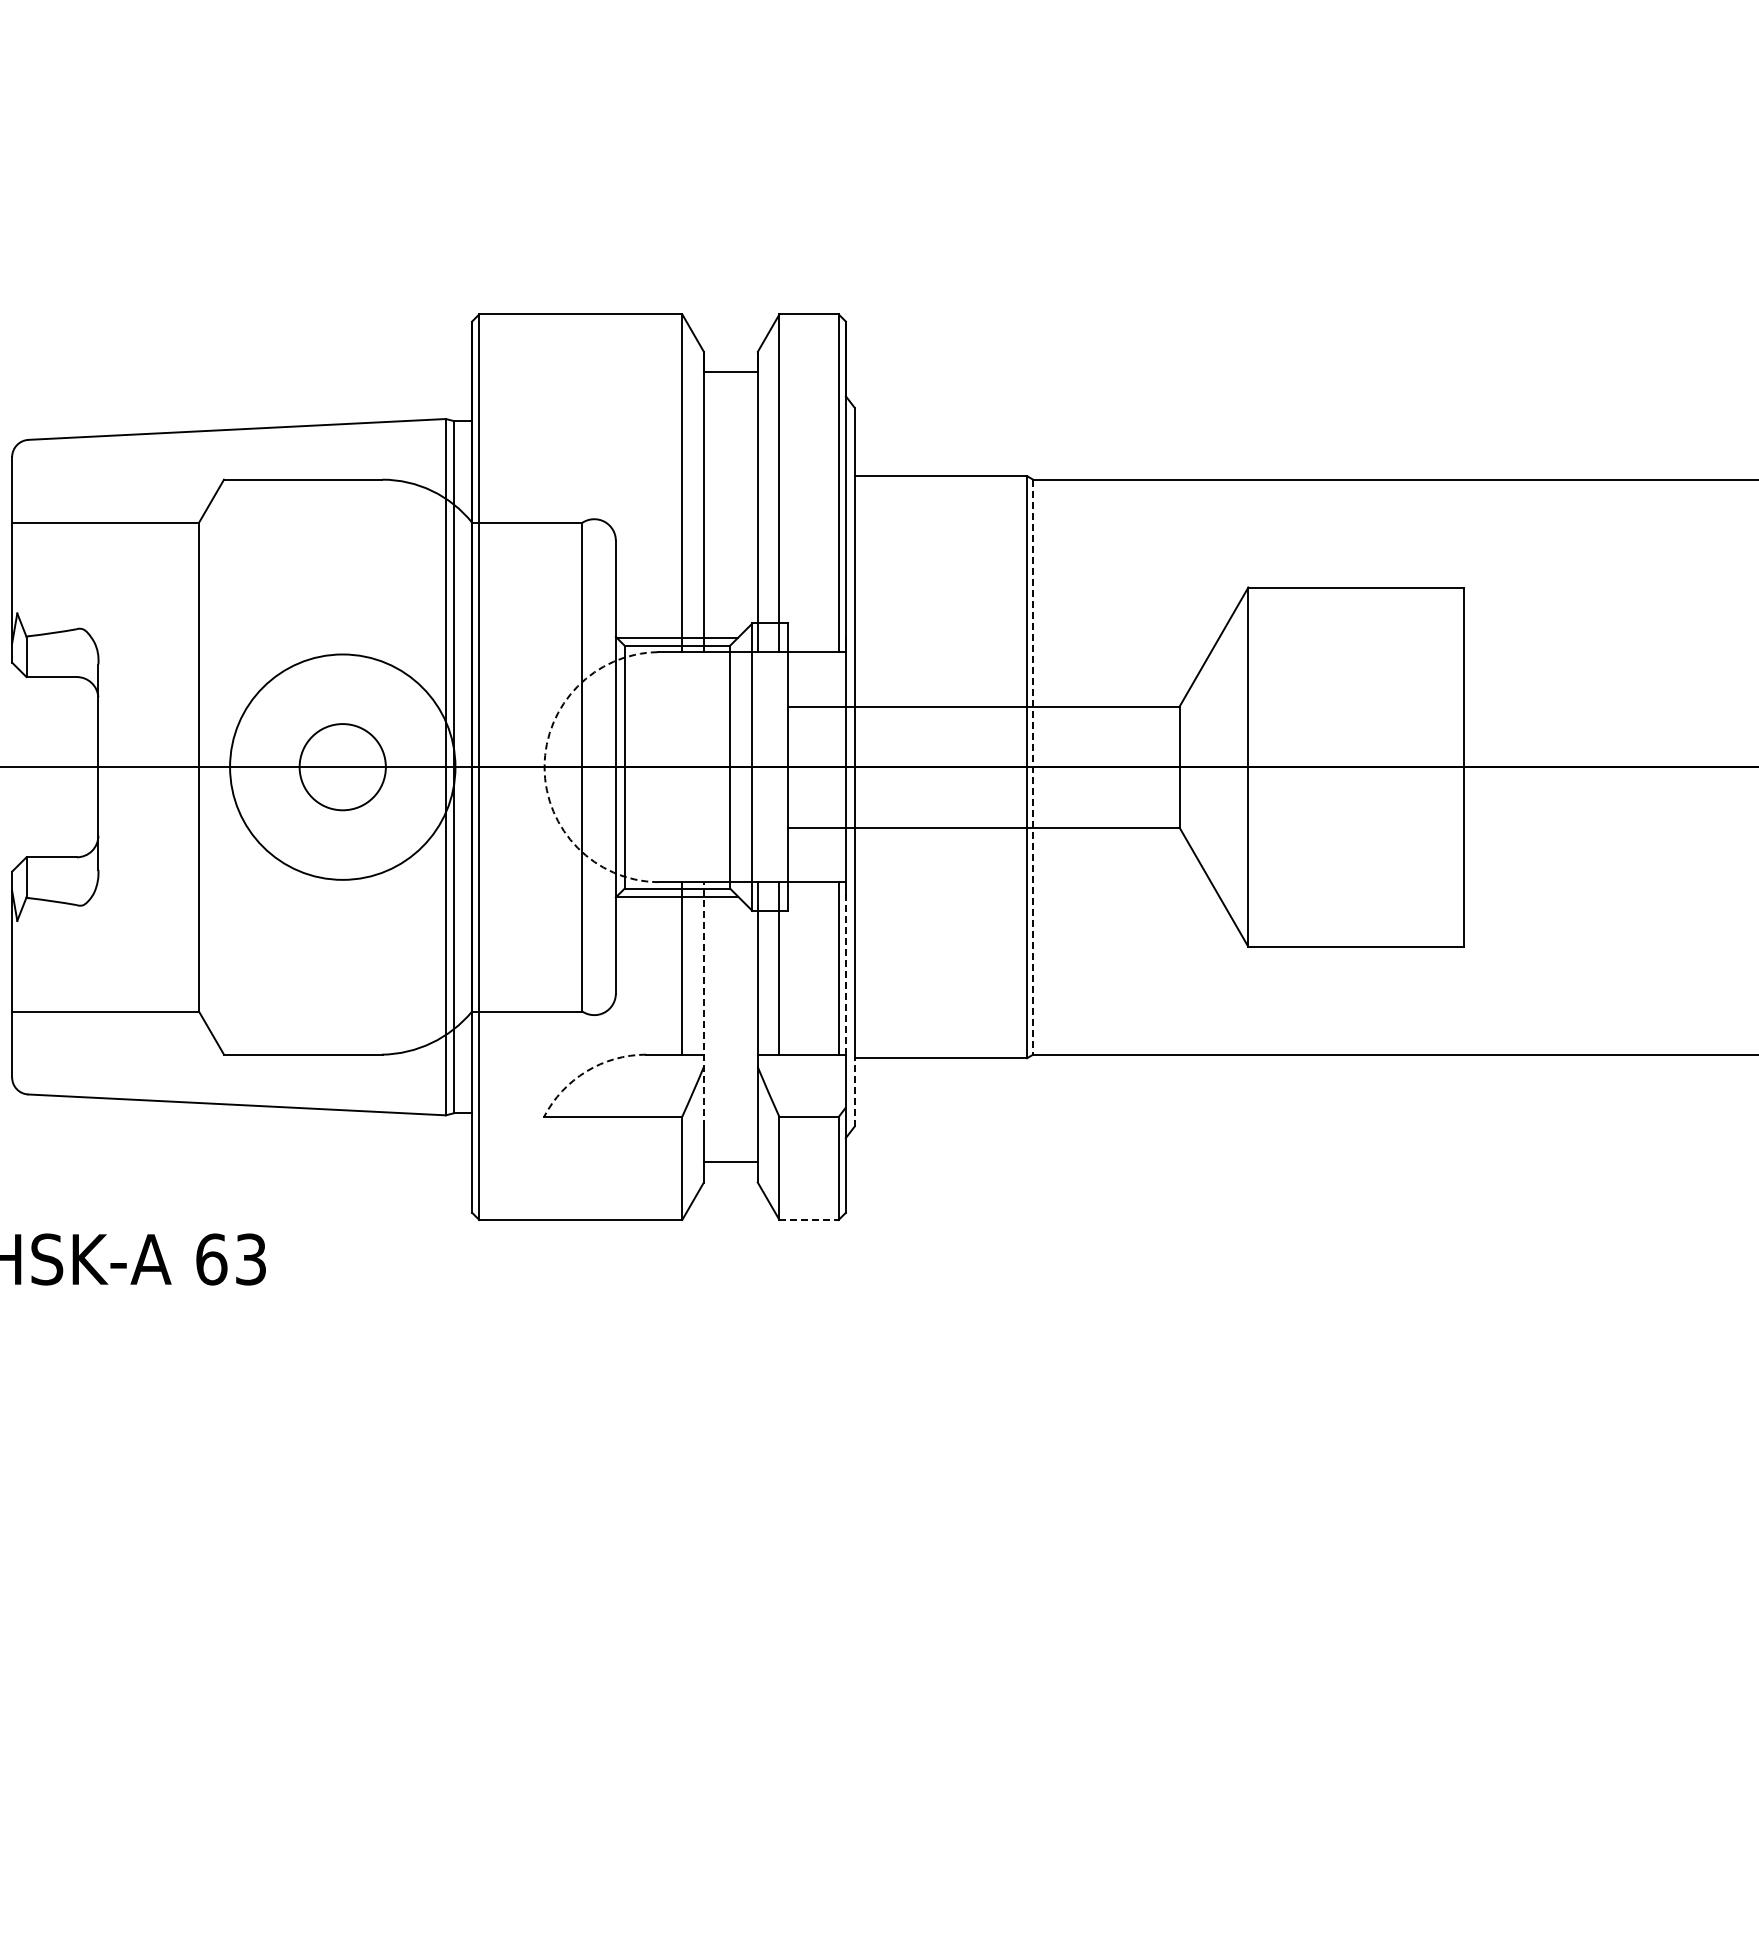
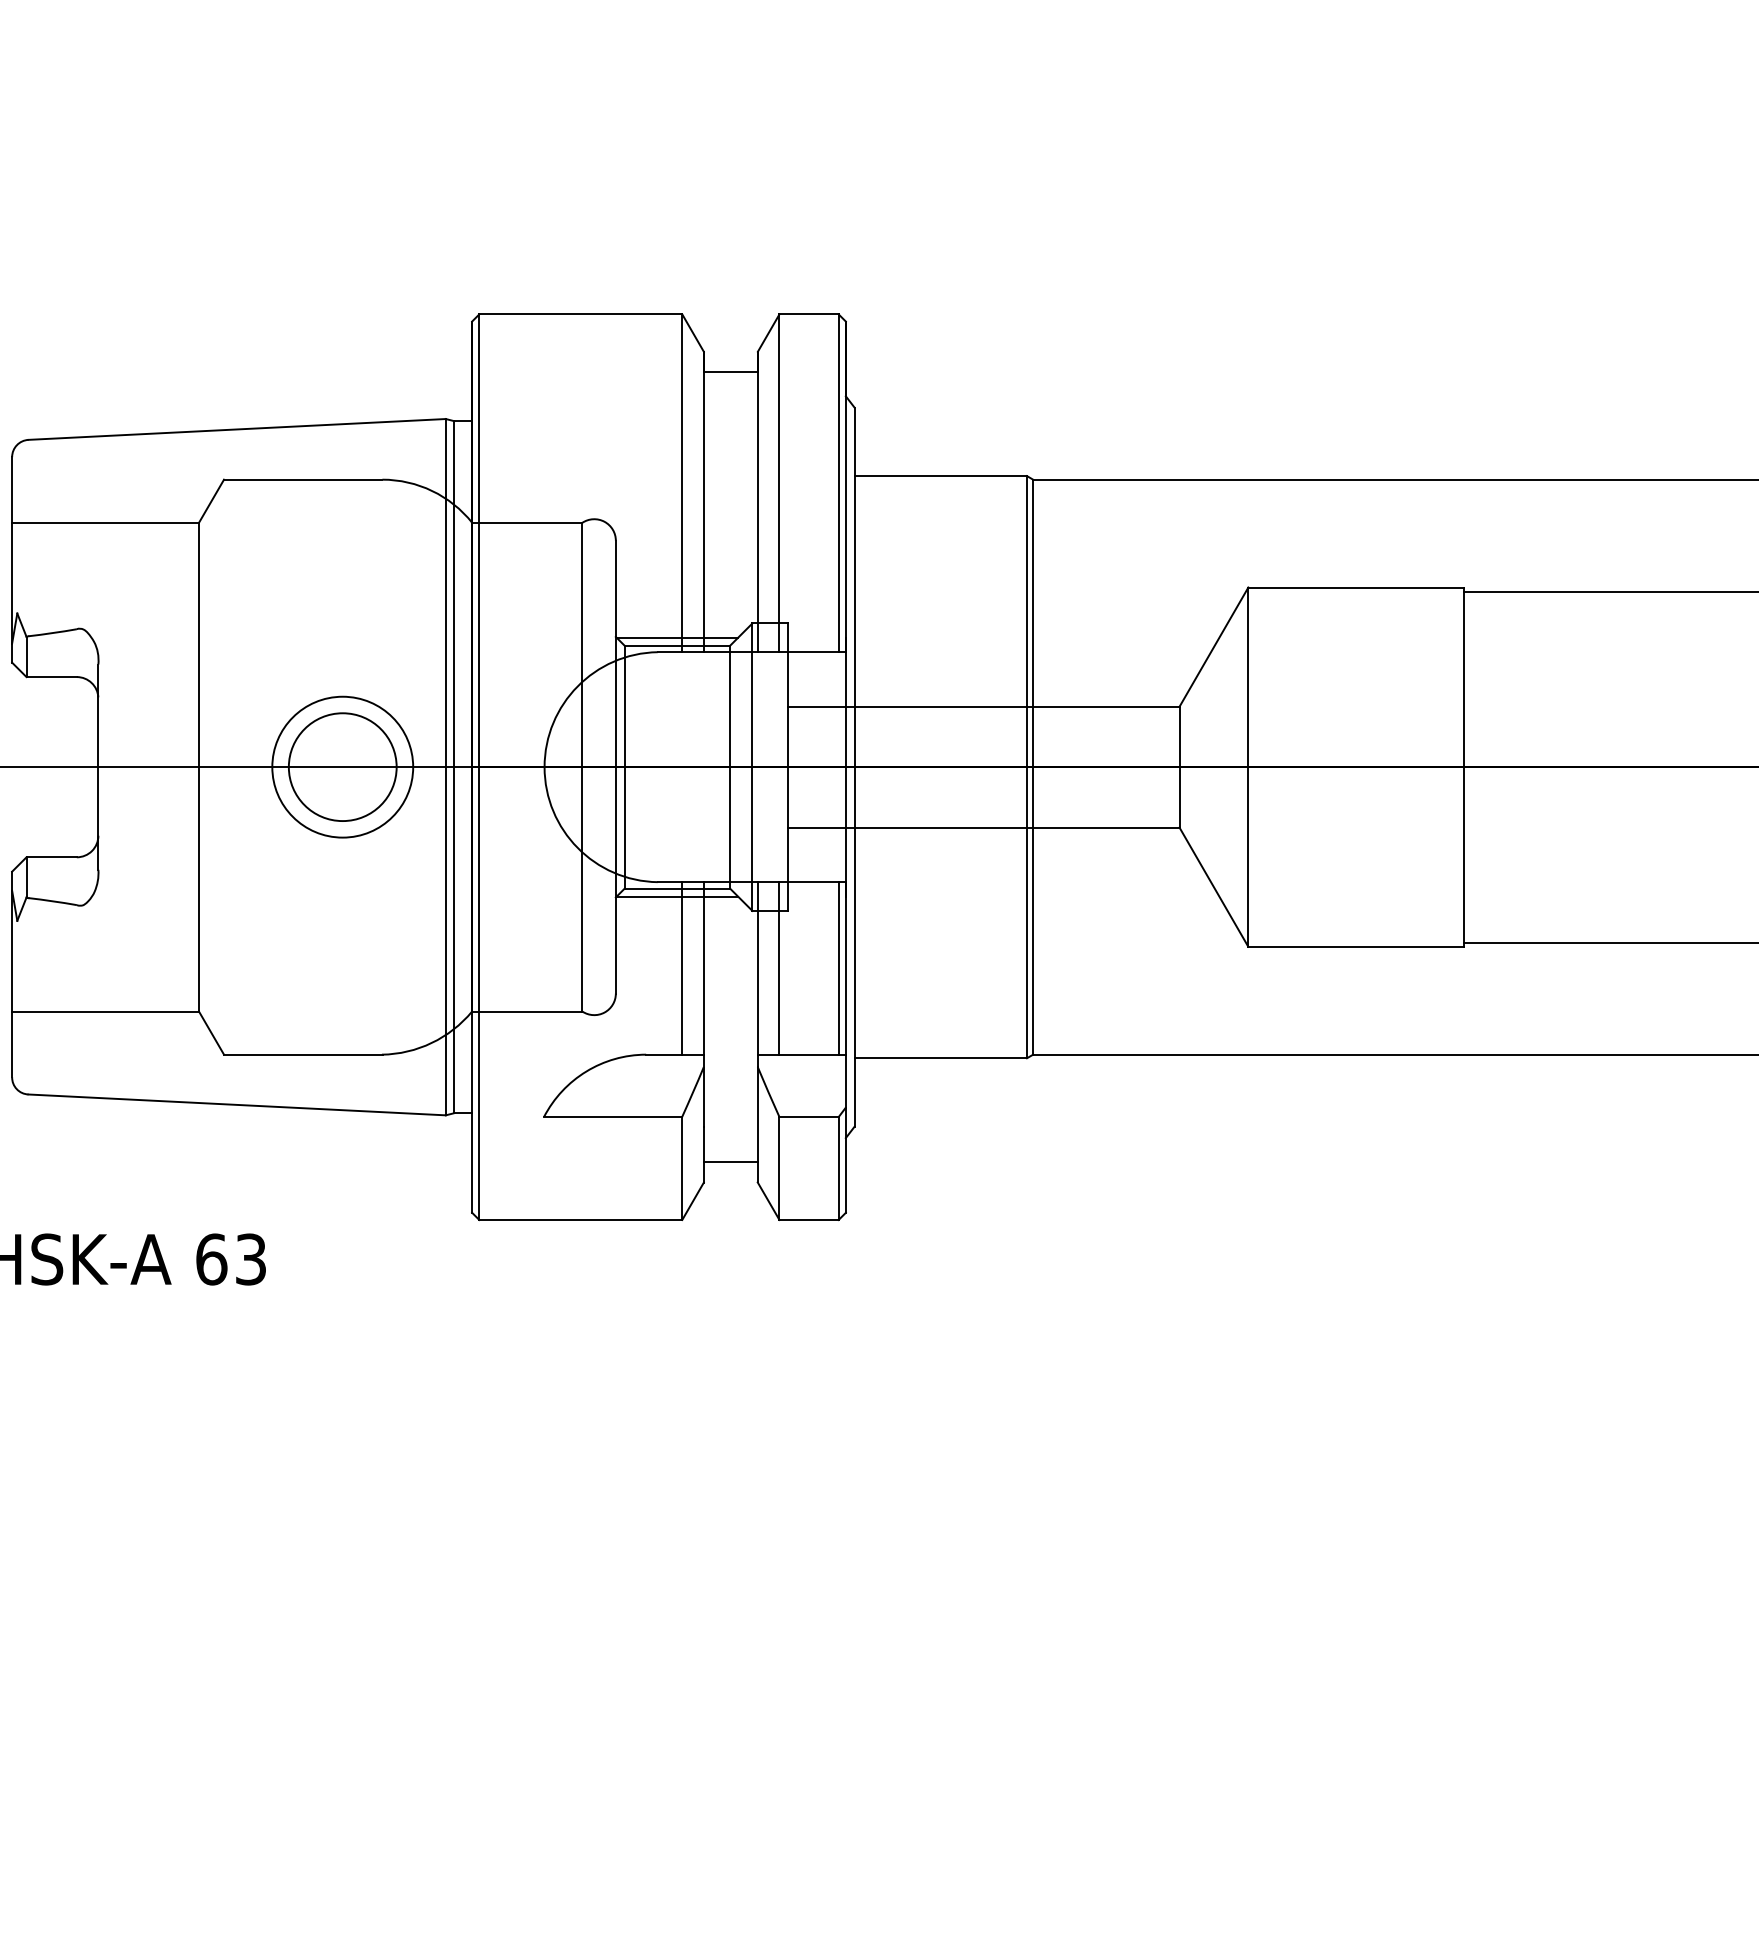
line: none -> present (1609, 591)
circle diameter: 225 px -> 141 px (342, 766)
circle diameter: 86 px -> 108 px (342, 767)
arc: dashed -> solid (544, 767)
line: dashed -> solid (1033, 767)
line: none -> present (1609, 942)
line: dashed -> solid (845, 967)
line: dashed -> solid (703, 1003)
arc: dashed -> solid (586, 1071)
line: dashed -> solid (854, 1092)
line: dashed -> solid (809, 1219)
